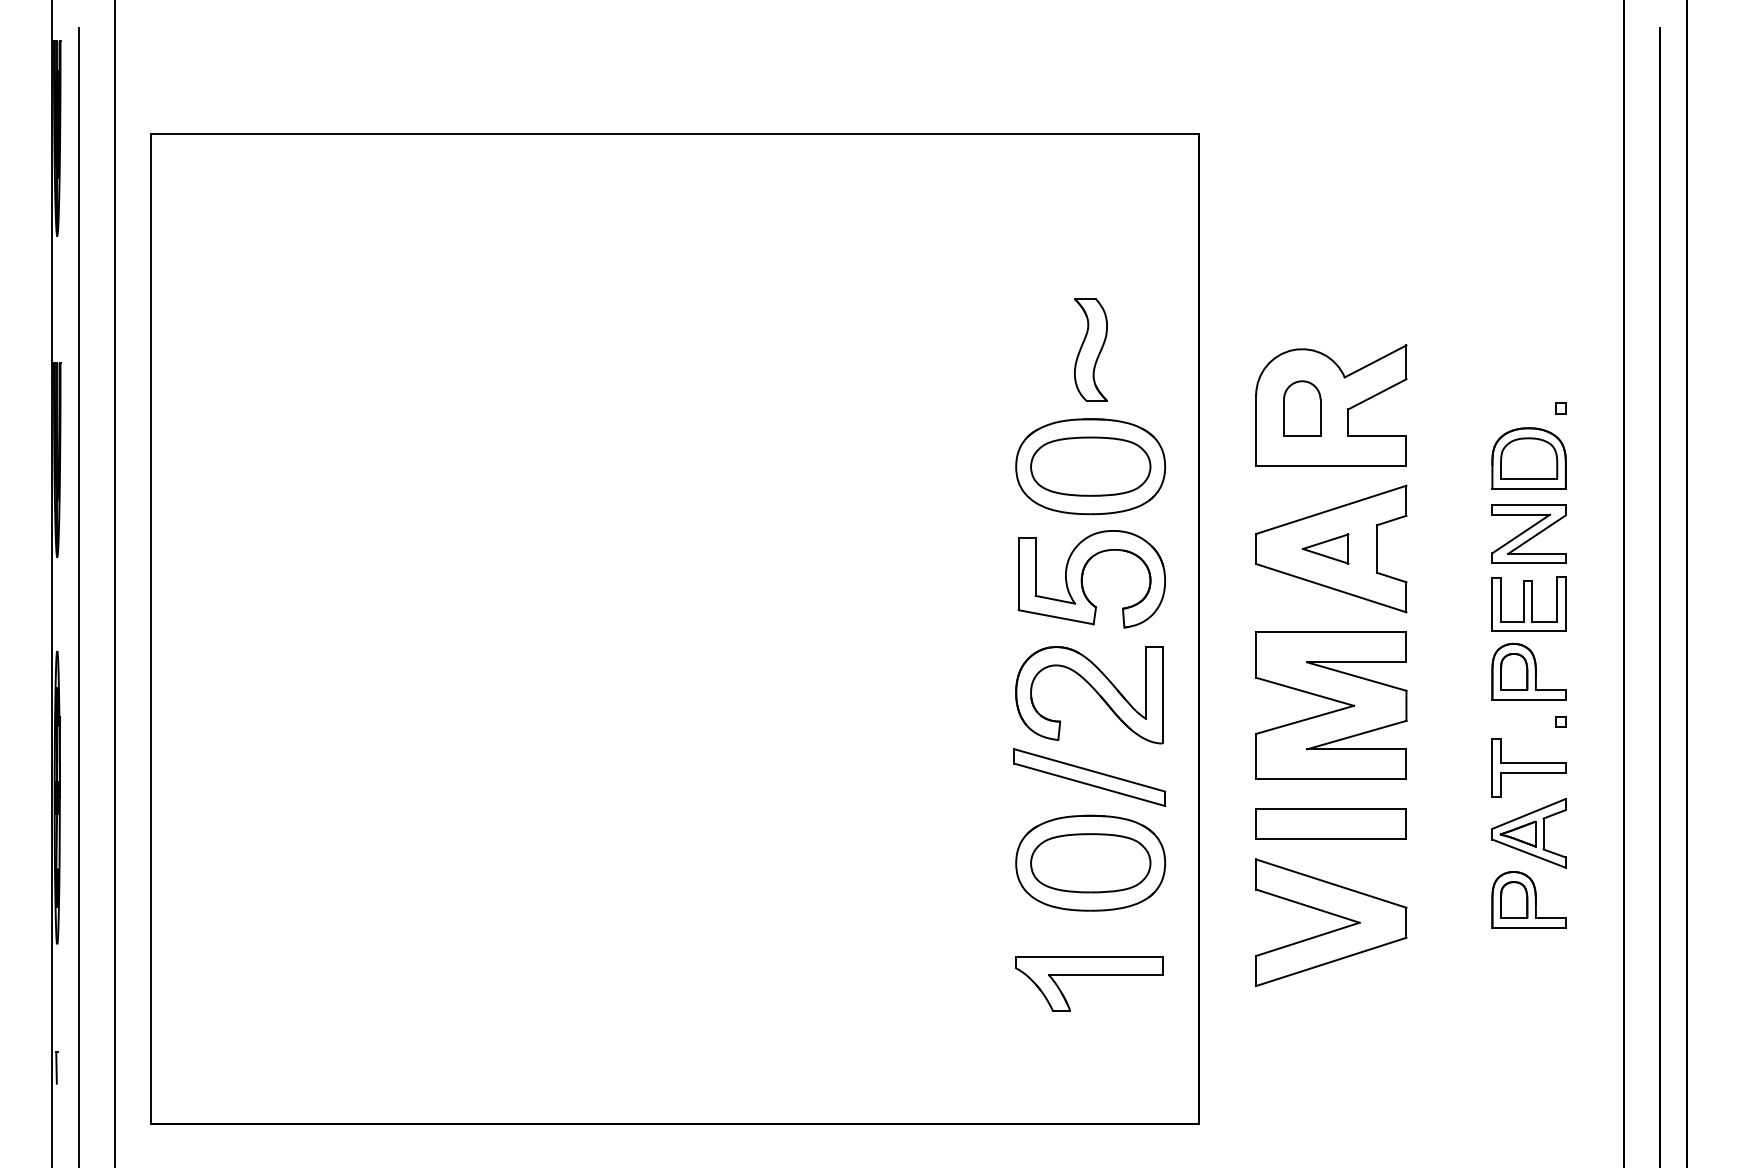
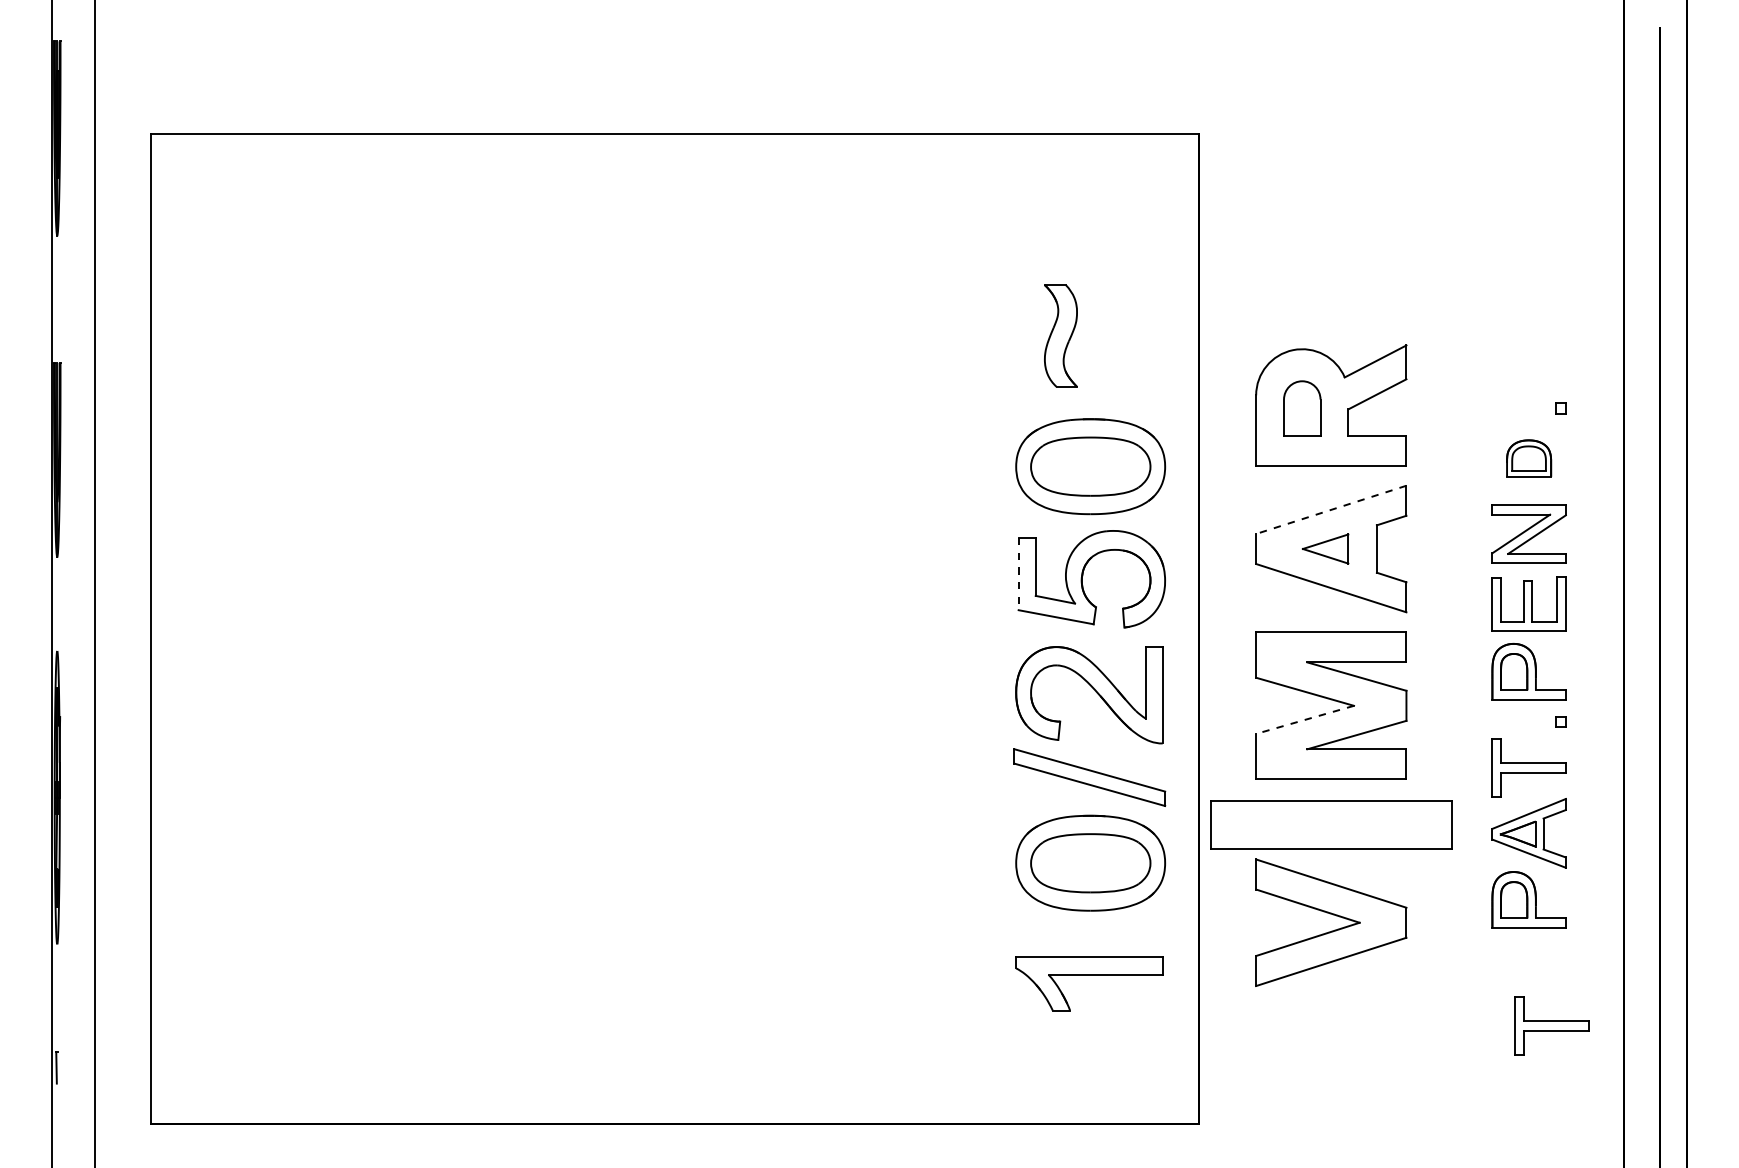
part position: (1090, 349) -> (1060, 335) (1060, 335)
part size: 76x63 px -> 47x39 px (1529, 458)
line: solid -> dashed (1331, 509)
line: solid -> dashed (1018, 574)
line position: (115, 583) -> (95, 583) (95, 583)
line: present -> none (78, 596)
line: solid -> dashed (1305, 719)
part size: 152x32 px -> 243x50 px (1331, 824)
part: none -> present (1551, 1025)
